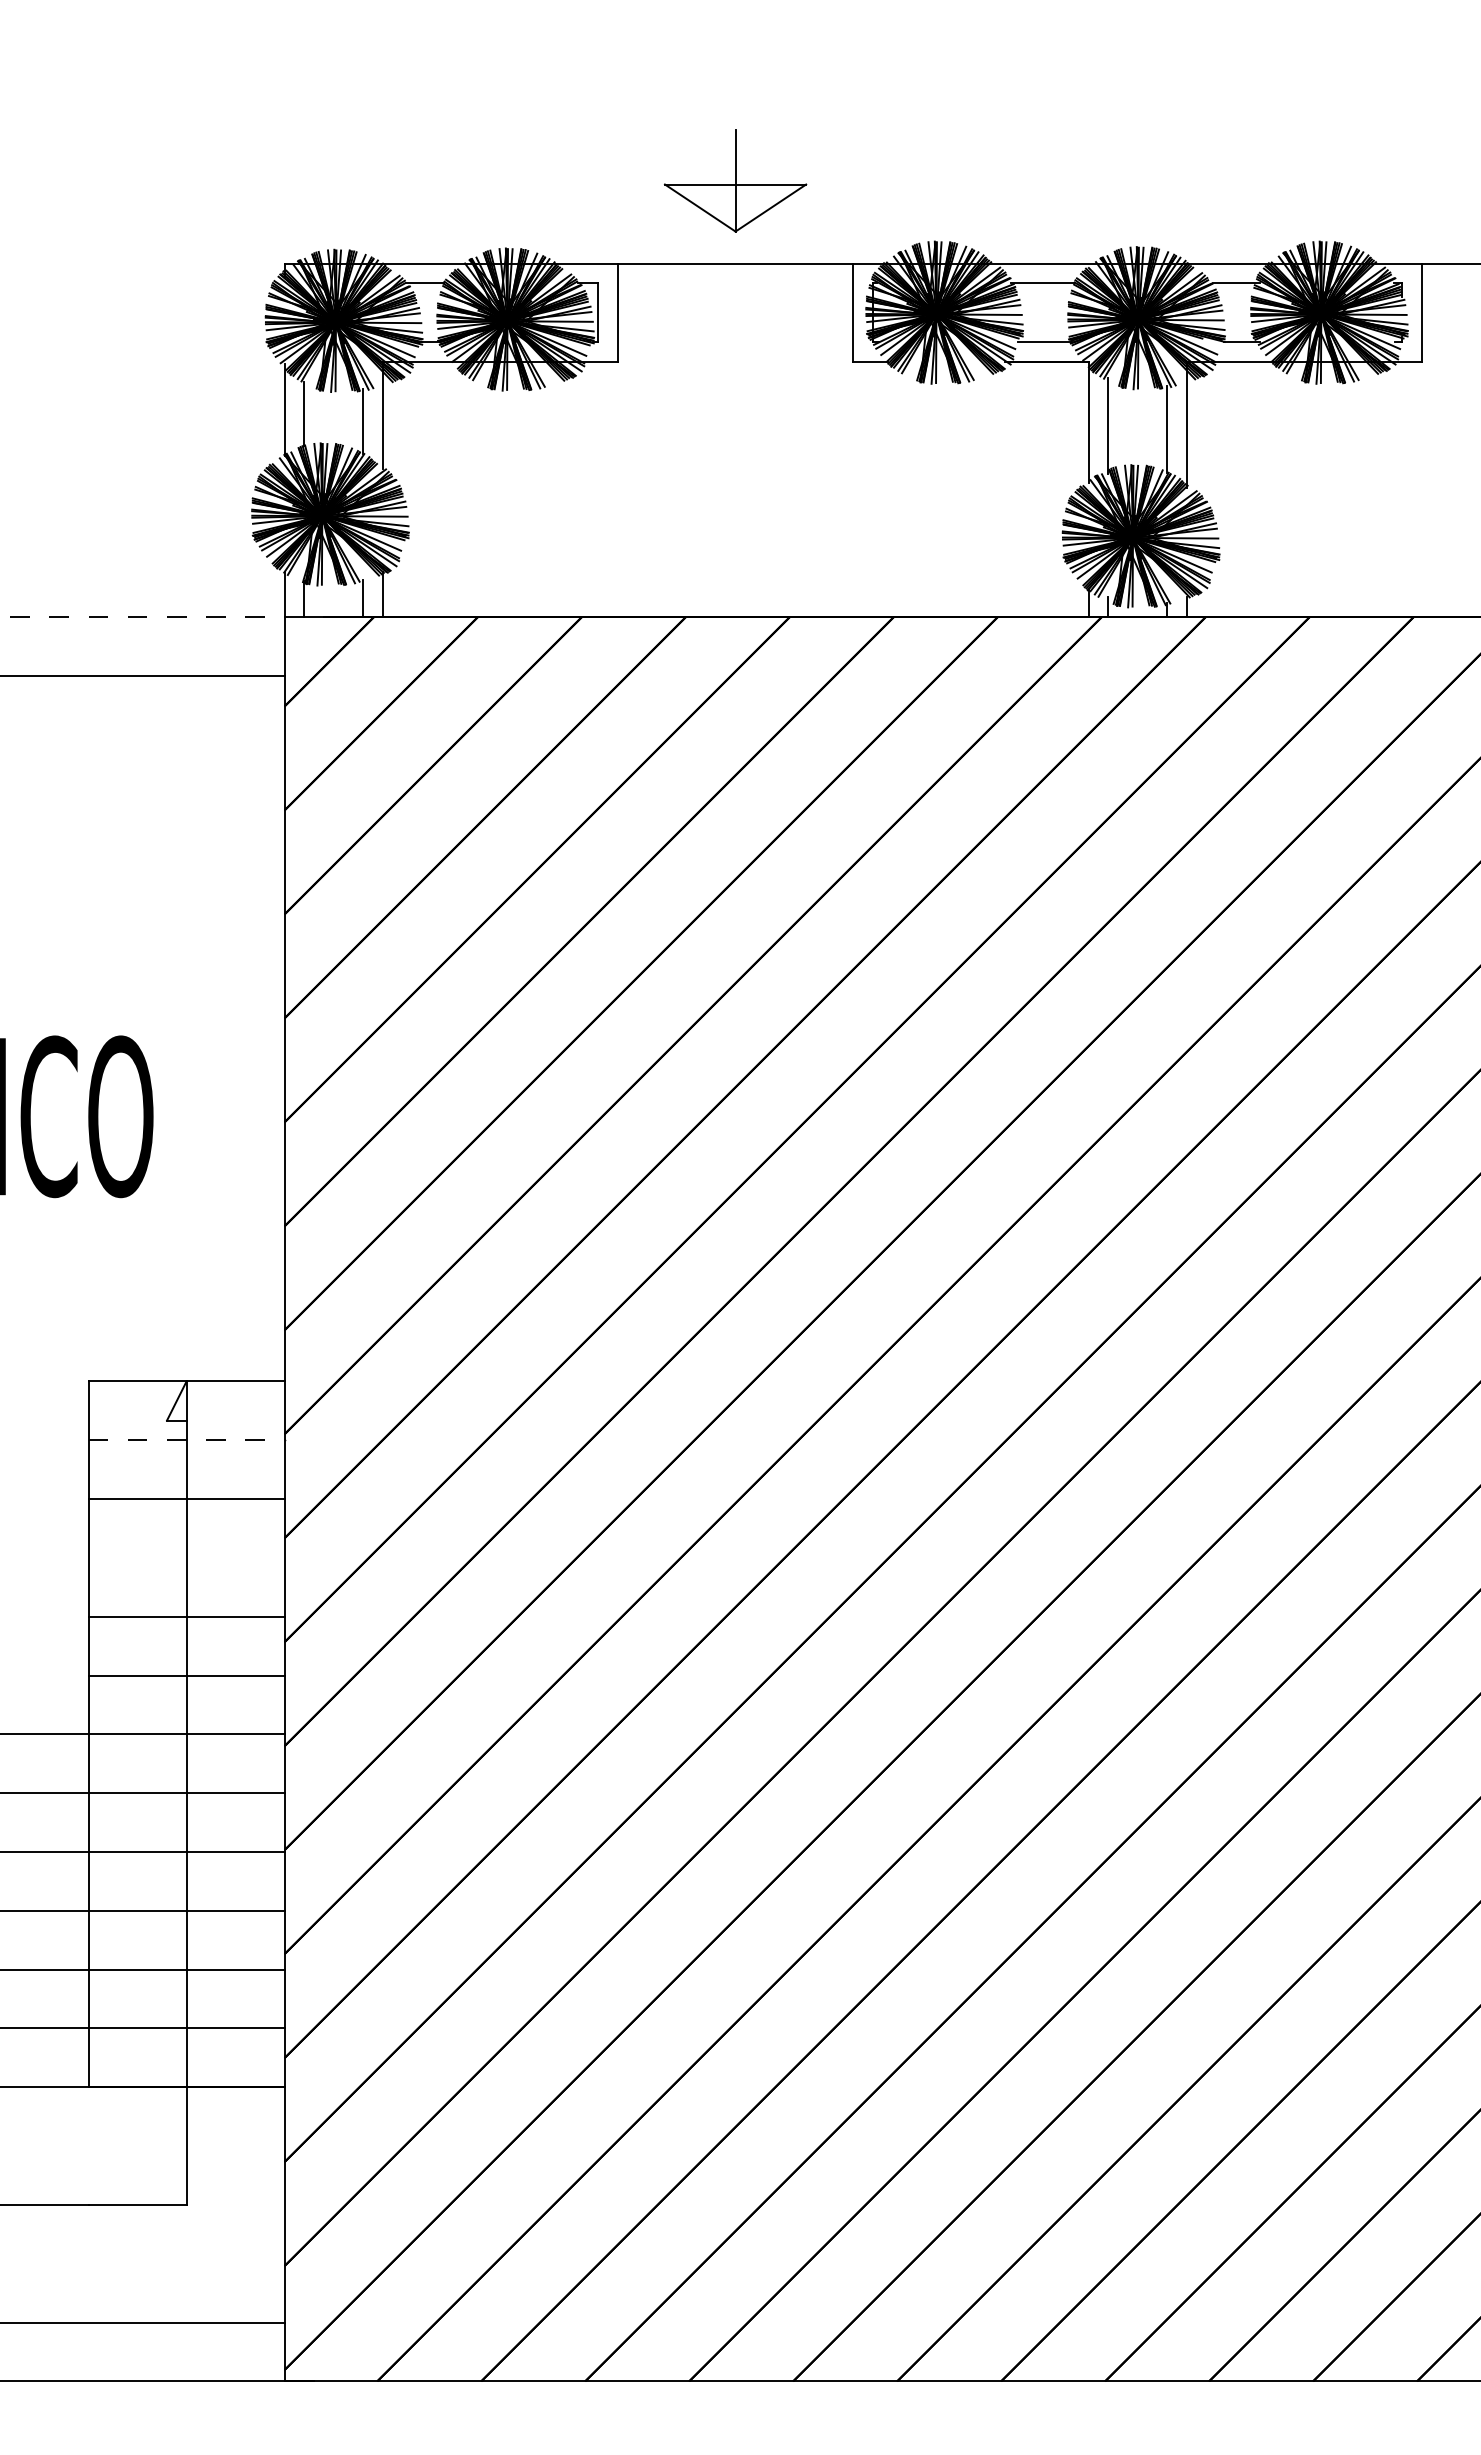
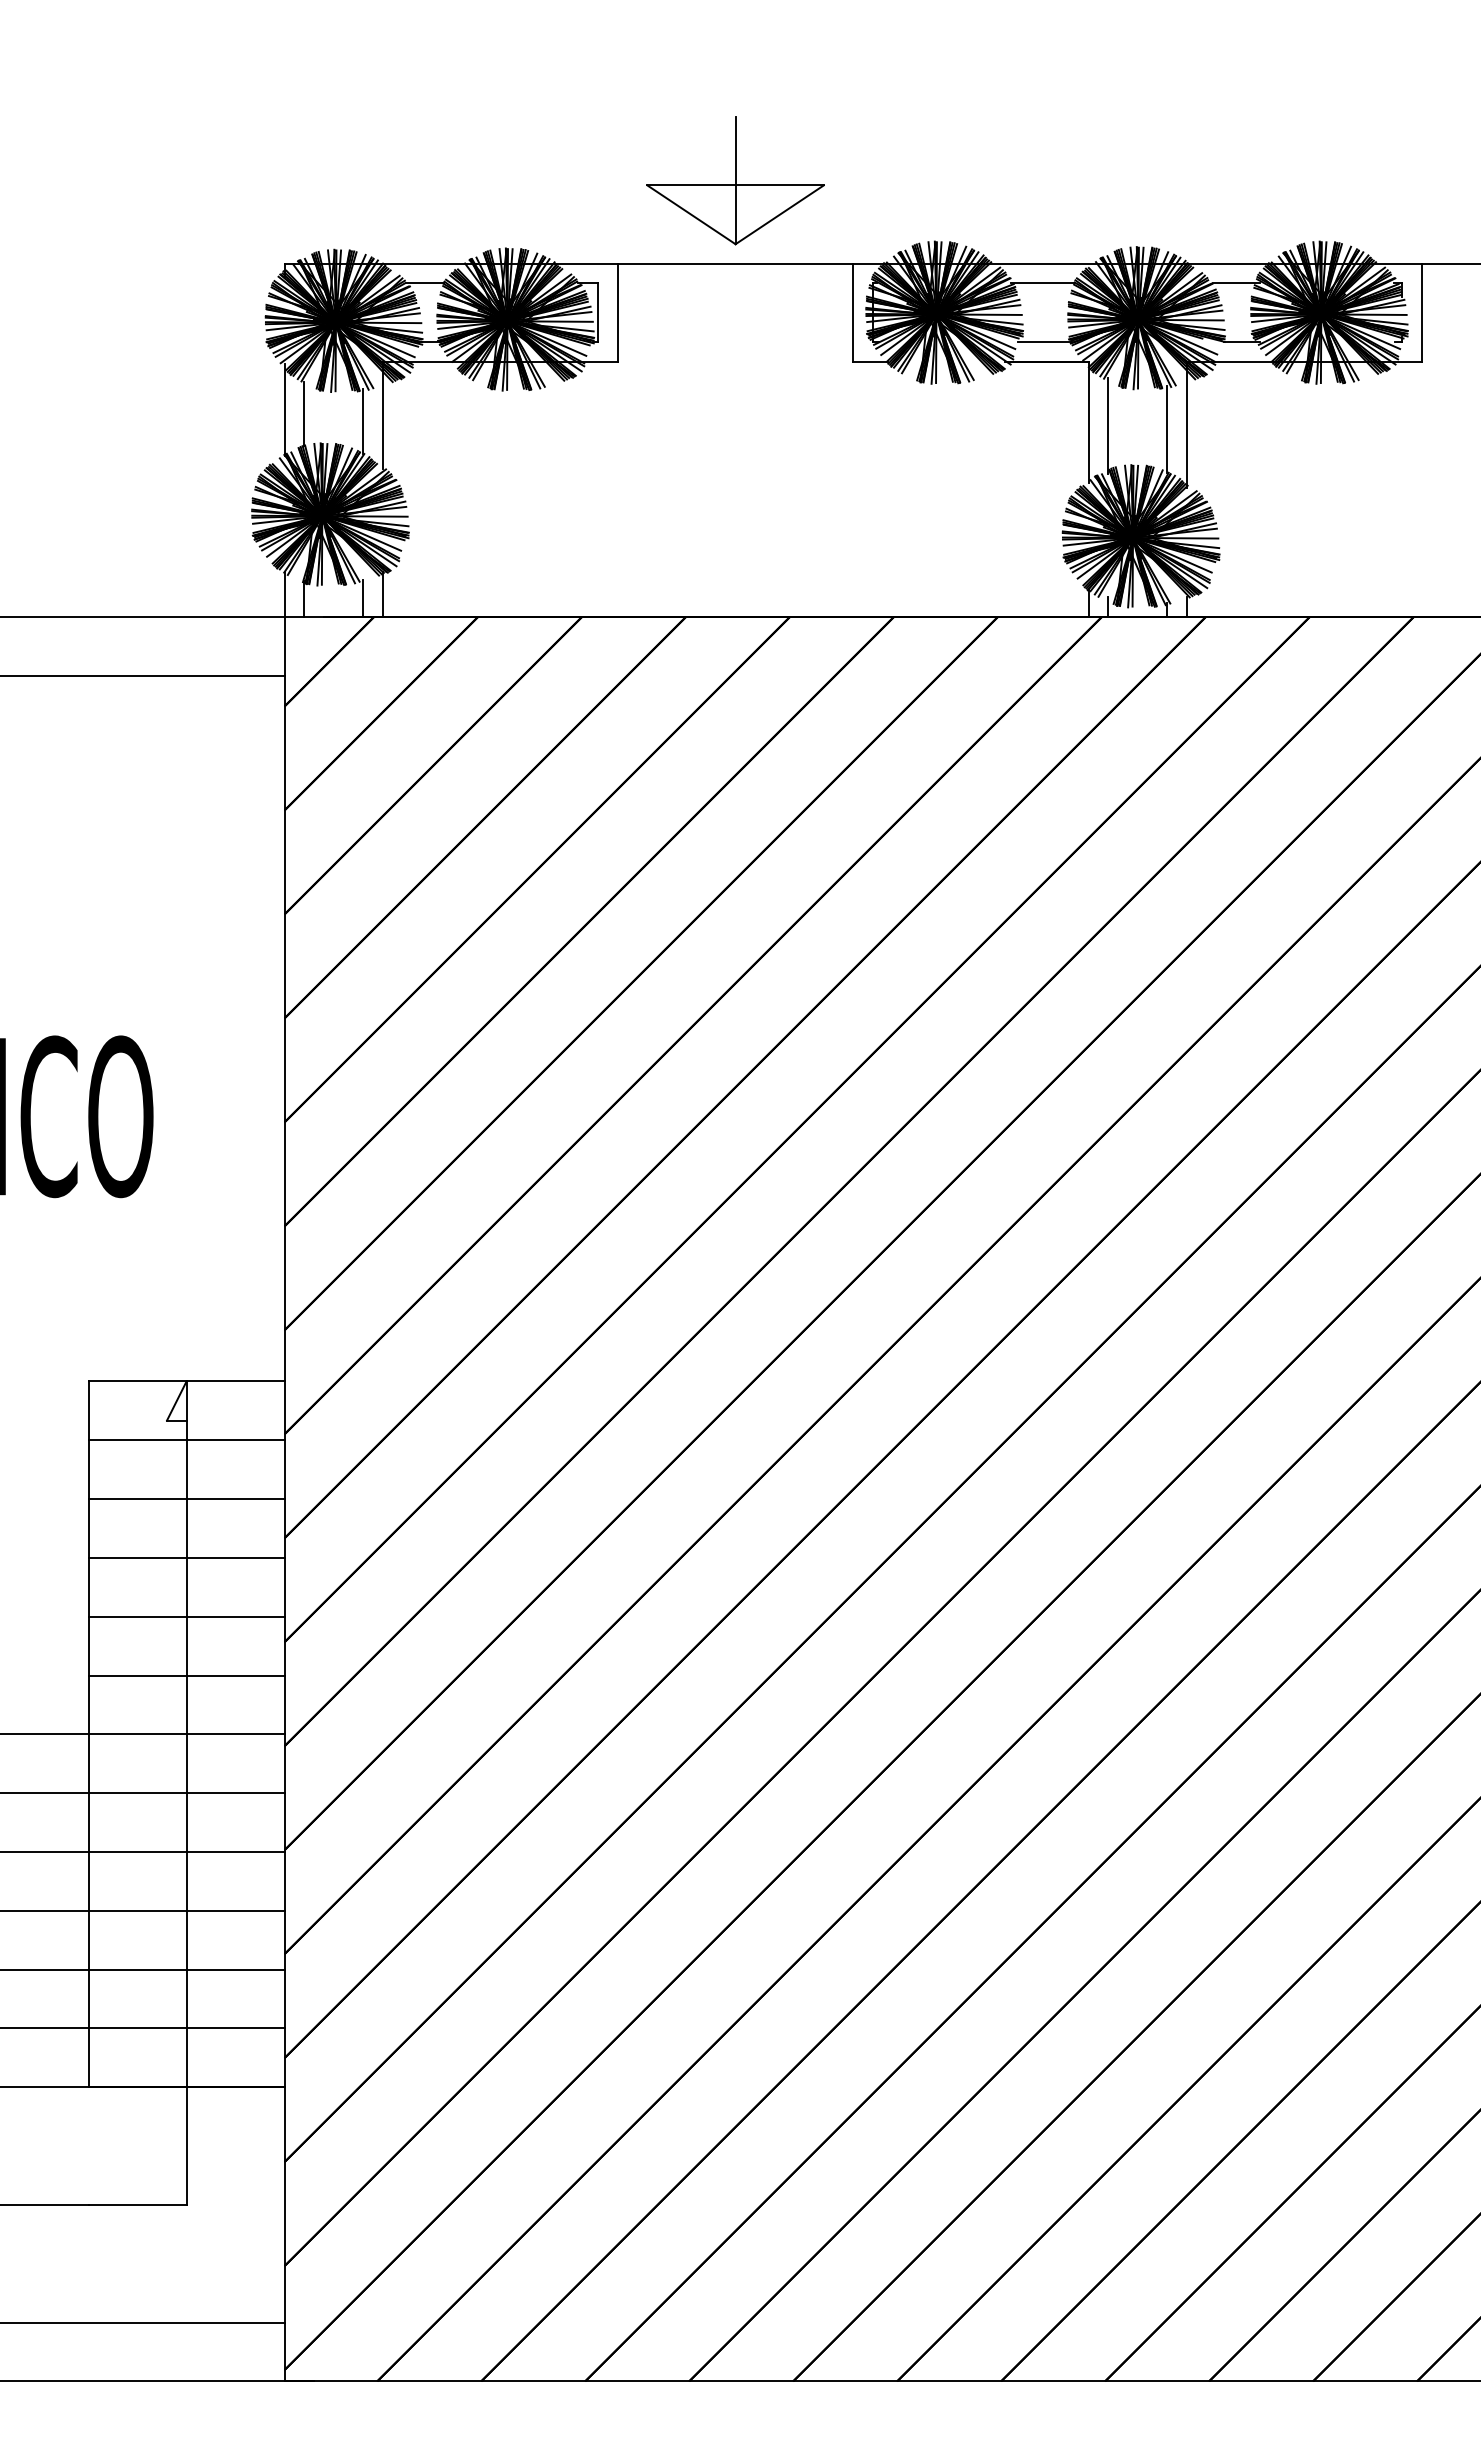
part size: 145x104 px -> 179x130 px (735, 180)
line: dashed -> solid (142, 616)
line: dashed -> solid (187, 1440)
line: none -> present (186, 1557)
